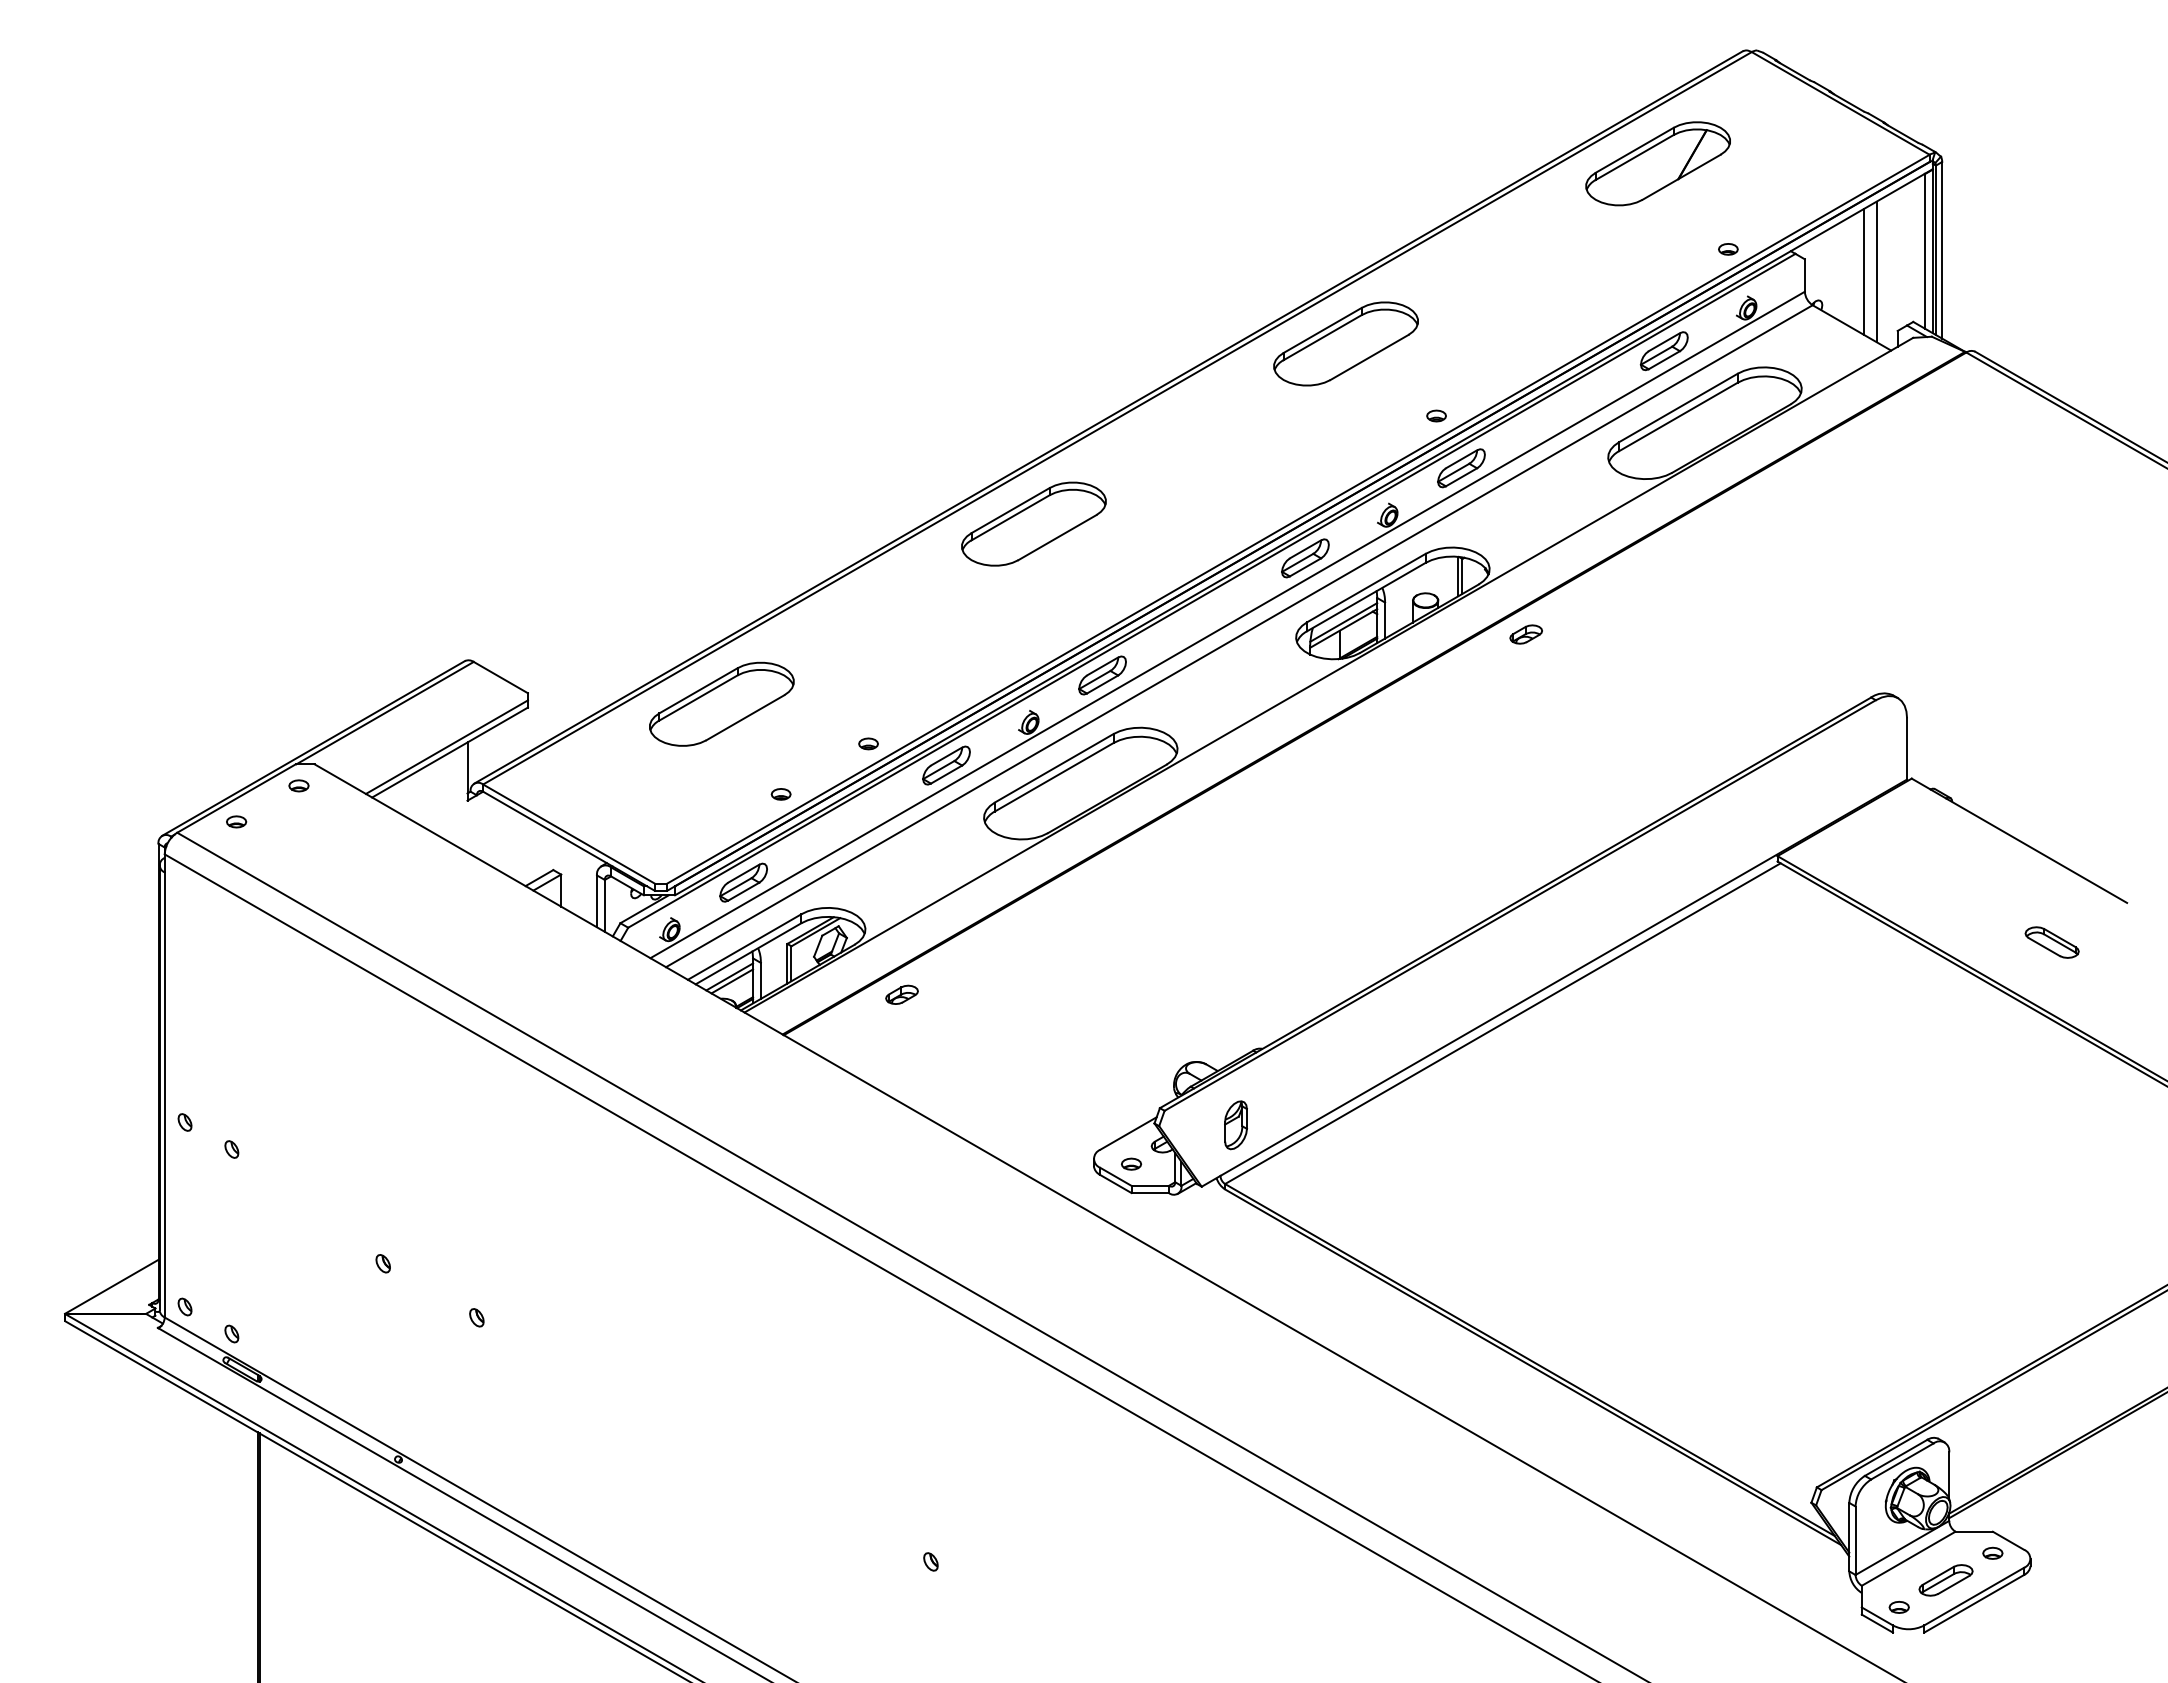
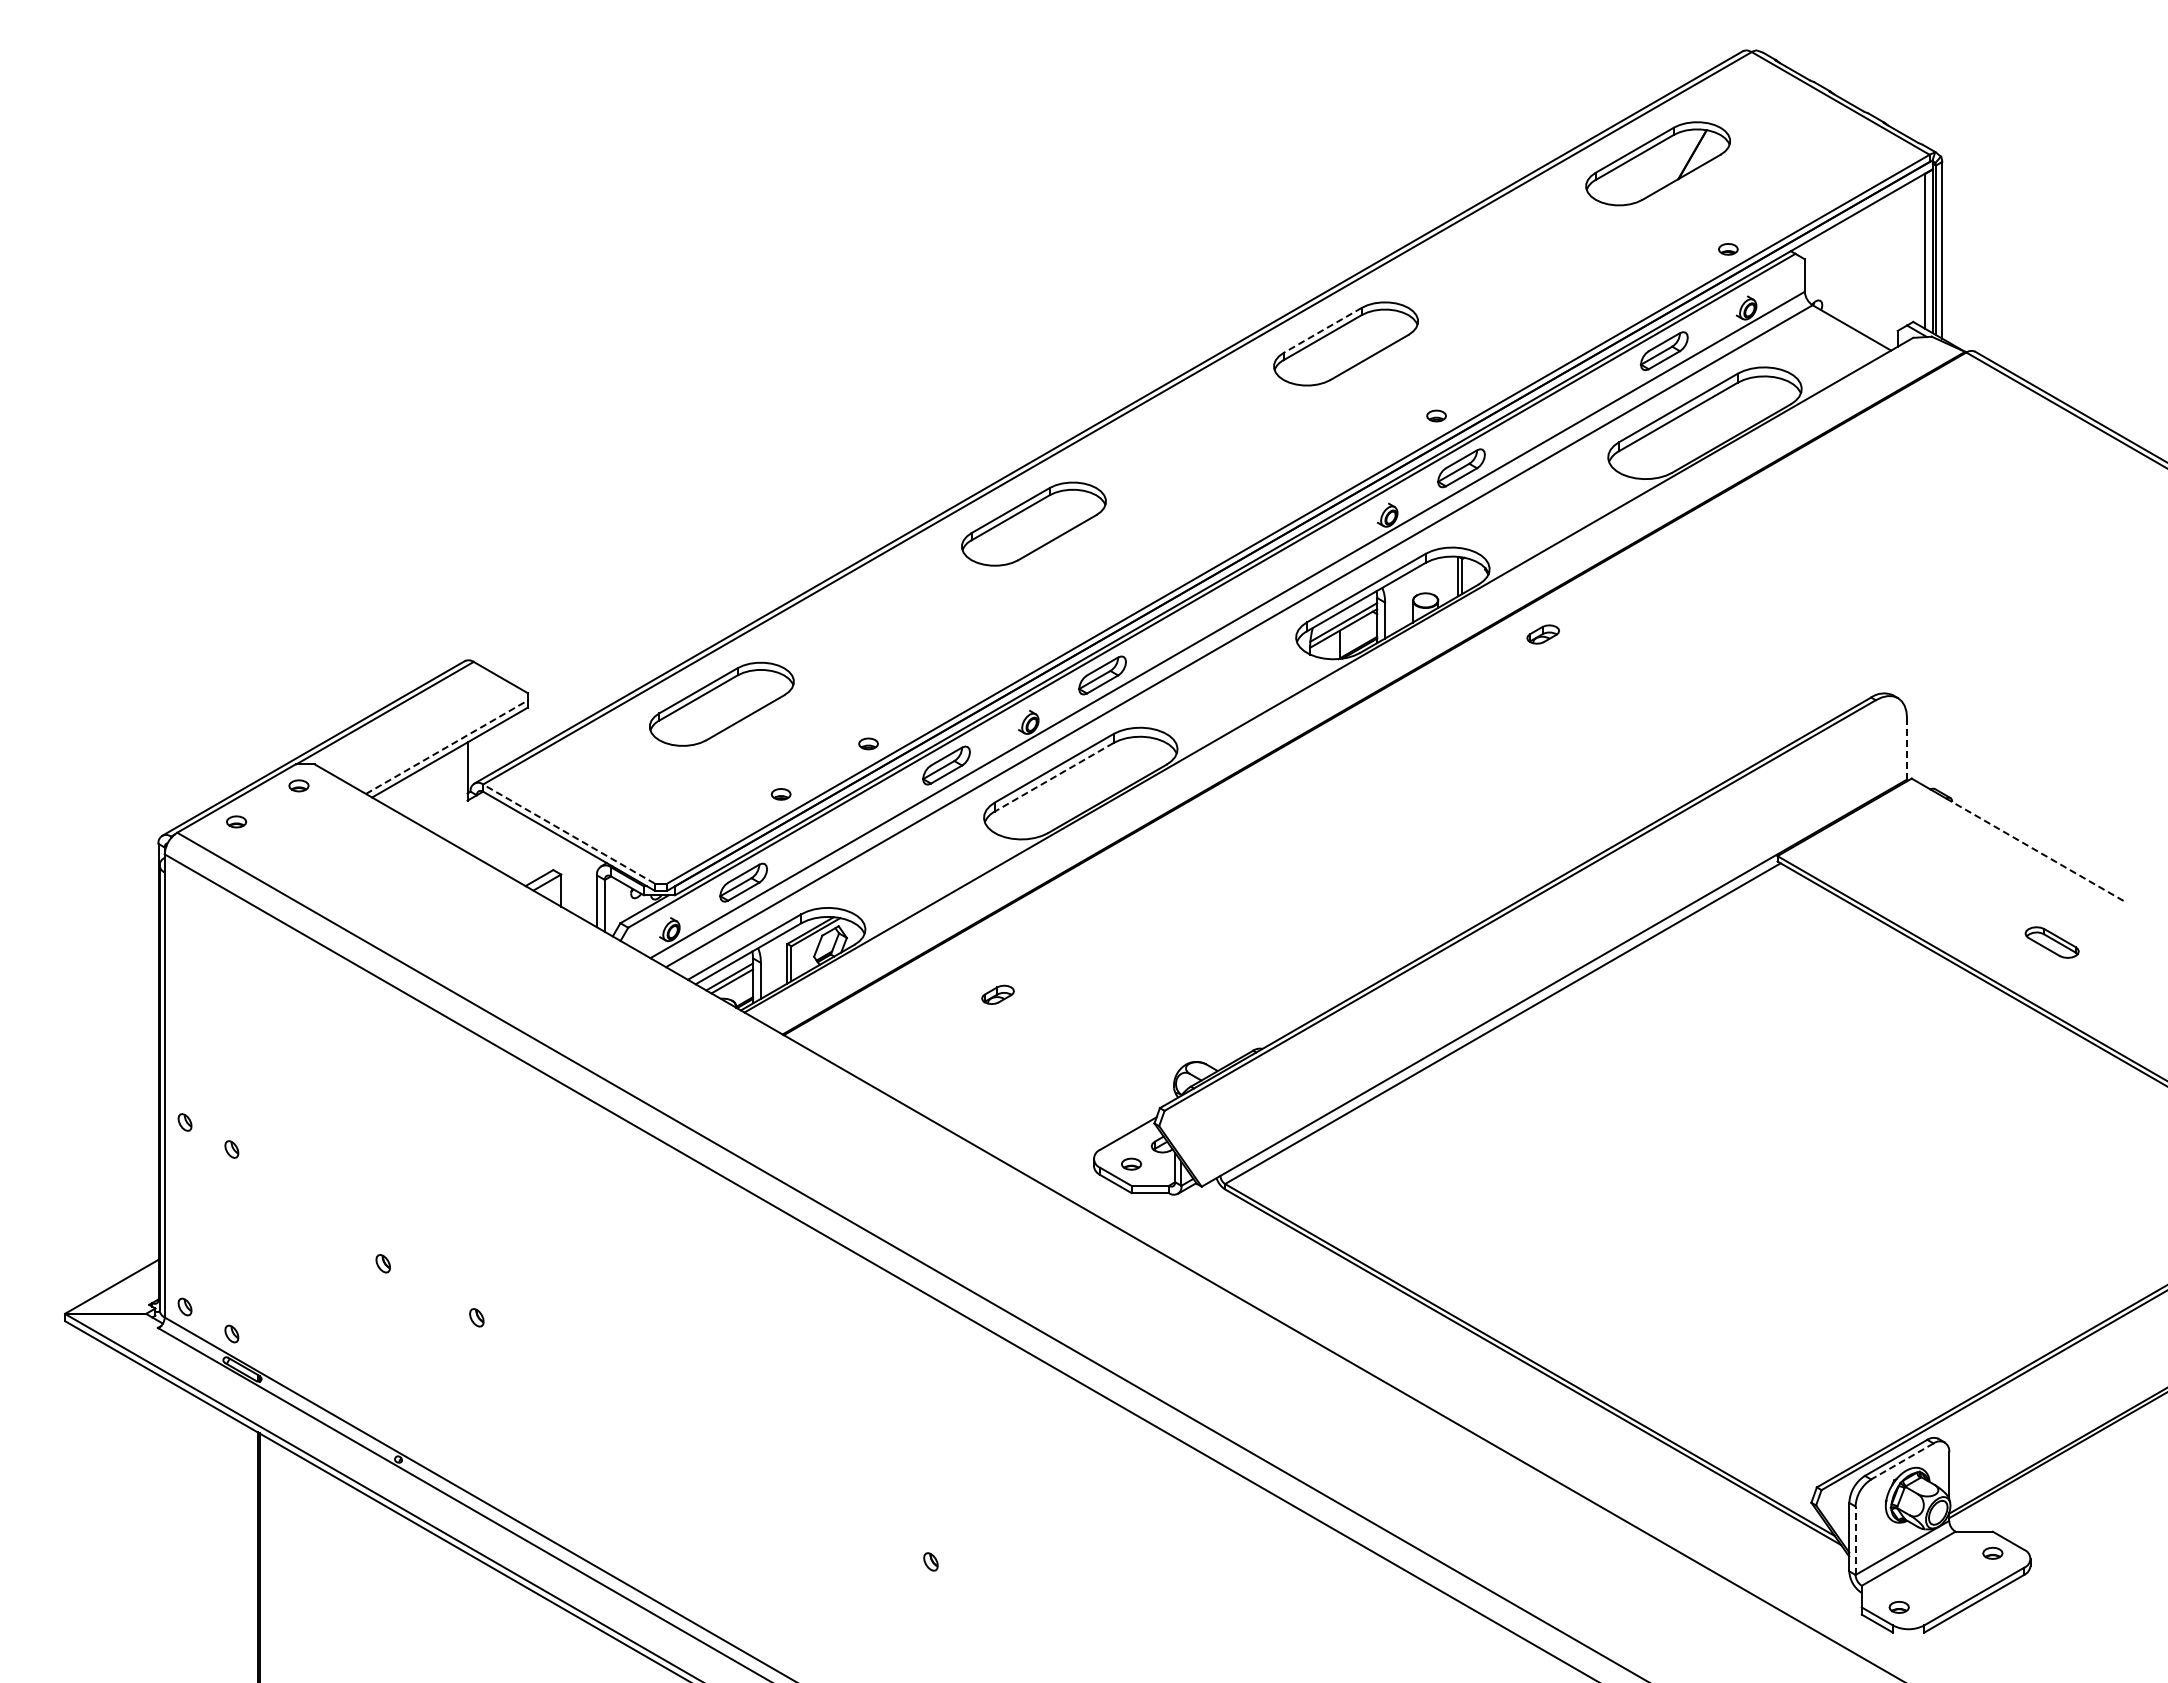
line: present -> none (1864, 271)
line: present -> none (1876, 271)
line: solid -> dashed (1322, 330)
part: present -> none (1305, 558)
part position: (1525, 634) -> (1542, 634) (1542, 634)
line: solid -> dashed (446, 747)
line: solid -> dashed (1907, 748)
line: solid -> dashed (1053, 777)
line: solid -> dashed (568, 833)
line: solid -> dashed (2036, 850)
part position: (901, 994) -> (997, 994) (997, 994)
part: present -> none (1235, 1125)
line: solid -> dashed (1901, 1461)
line: solid -> dashed (1855, 1540)
part: present -> none (1945, 1580)
